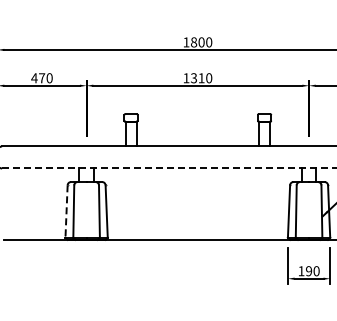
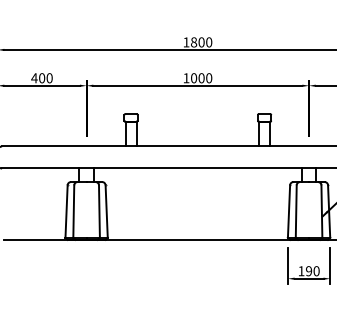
text: 470 -> 400 (42, 78)
text: 1310 -> 1000 (197, 78)
line: dashed -> solid (169, 168)
line: dashed -> solid (66, 212)
